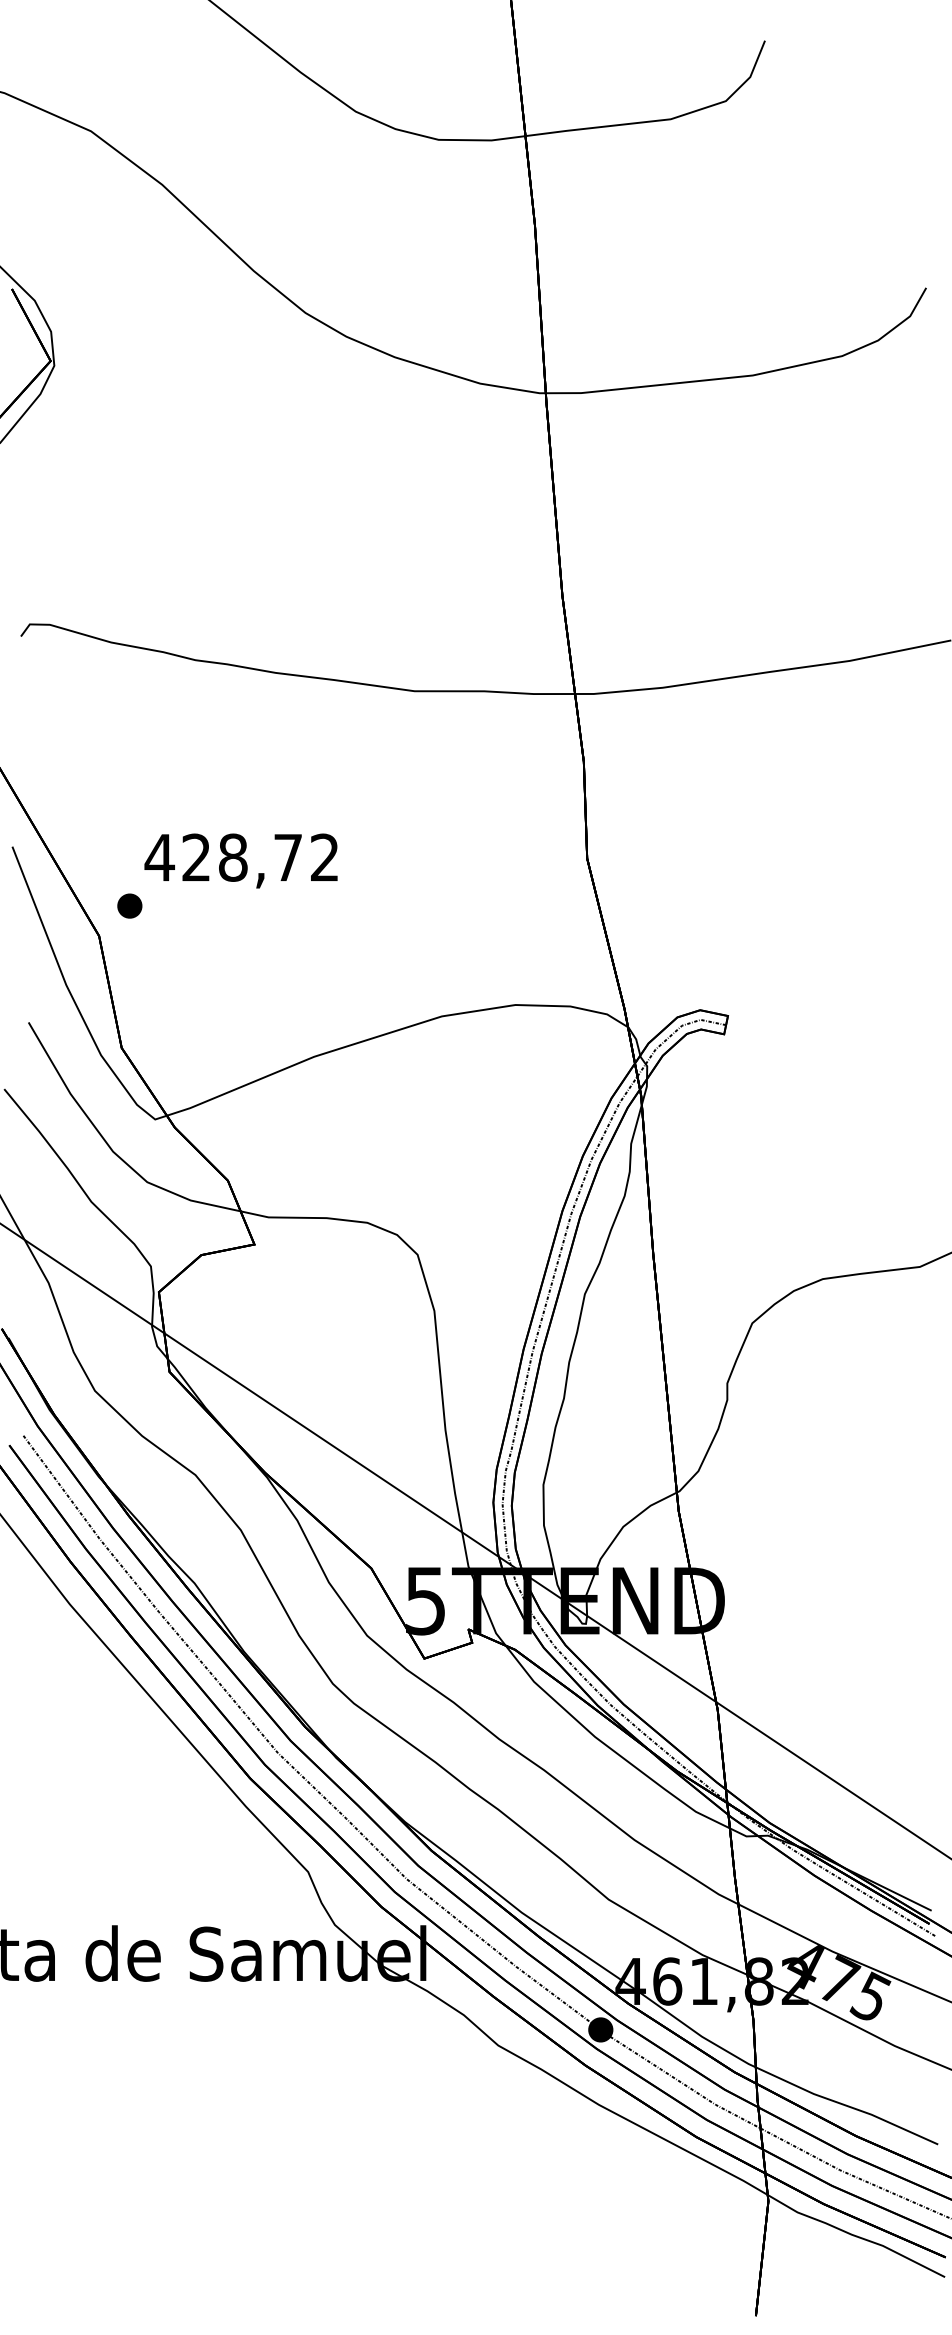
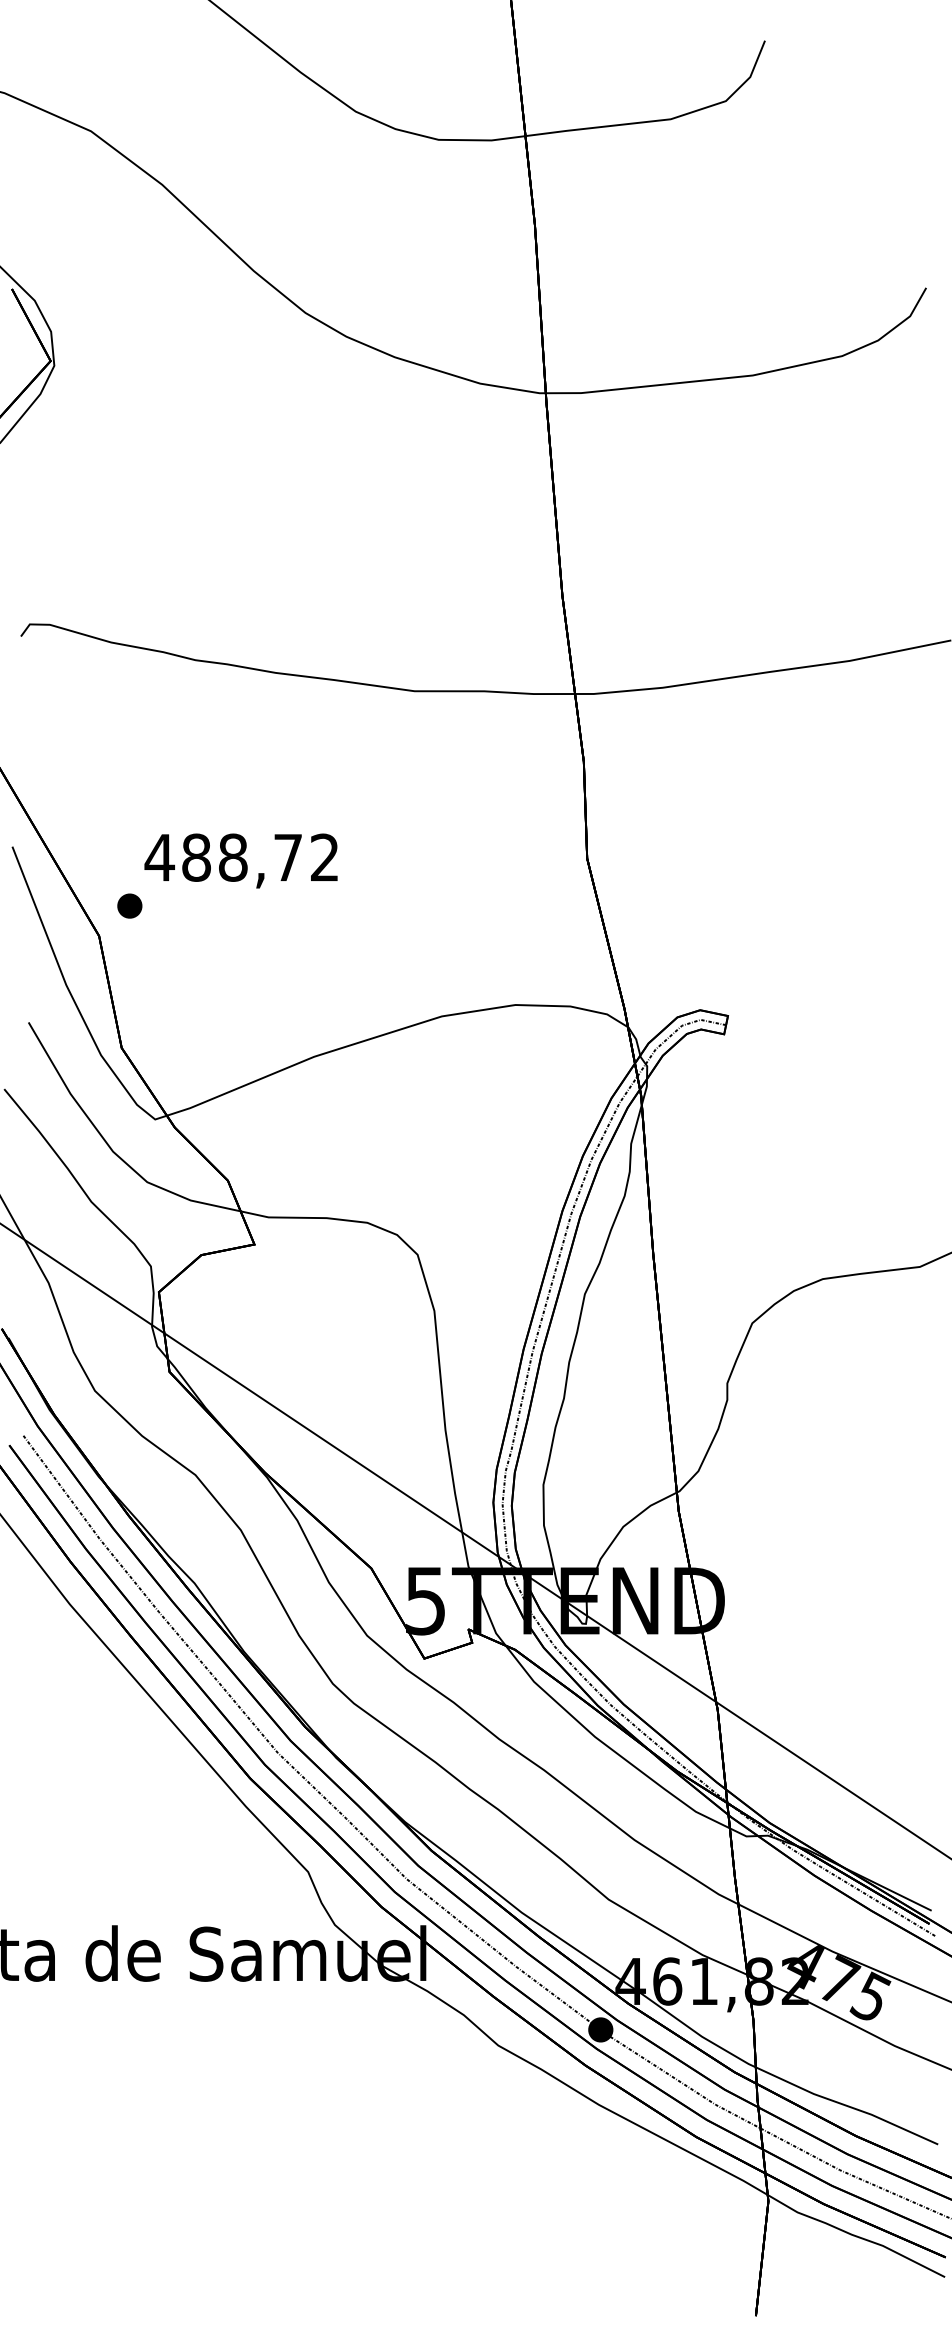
text: 428,72 -> 488,72 (196, 857)
